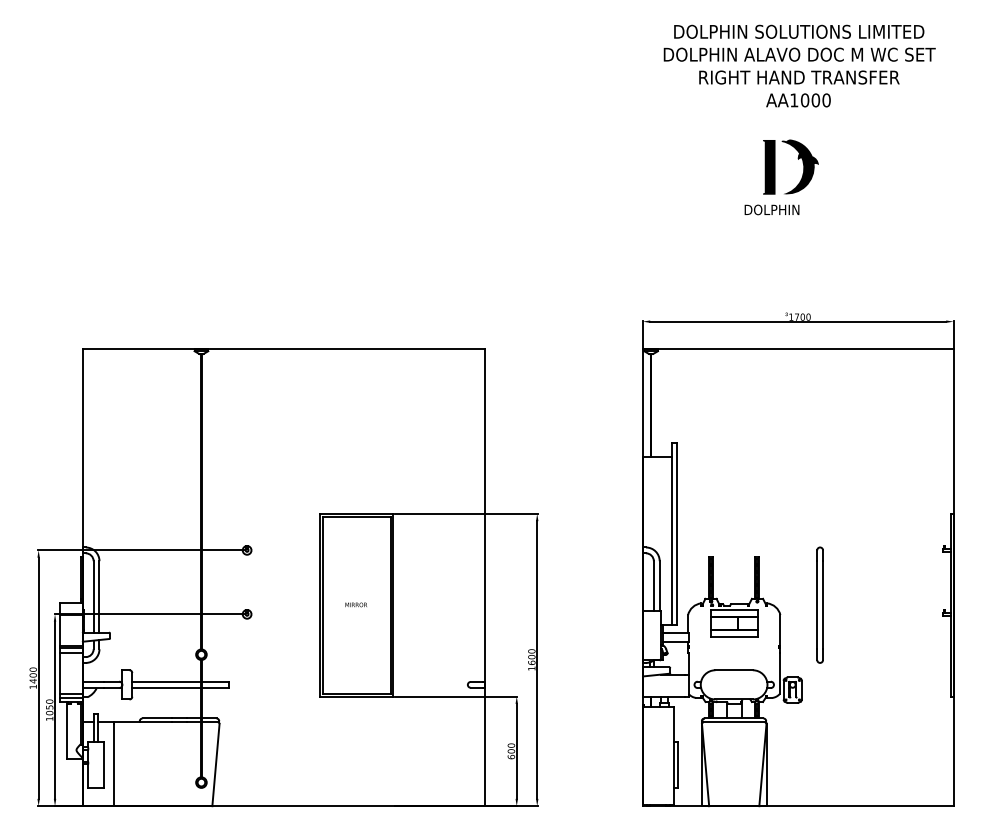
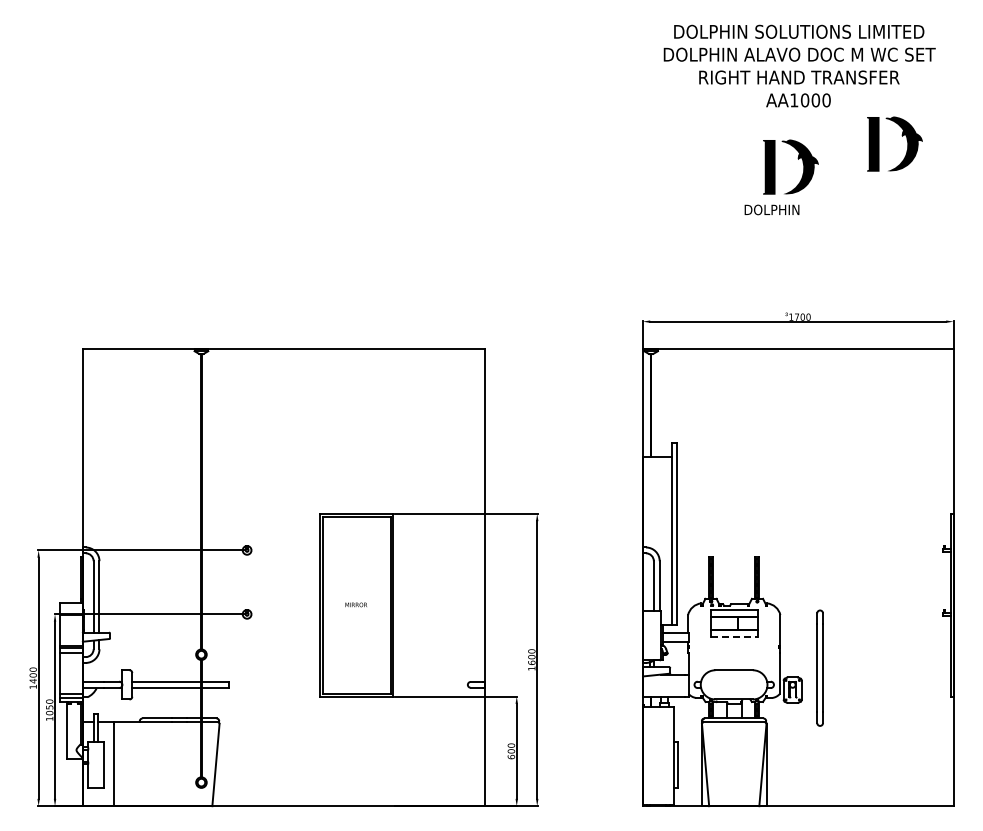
part: none -> present (901, 135)
part position: (819, 604) -> (819, 667) (819, 667)
line: solid -> dashed (734, 637)
